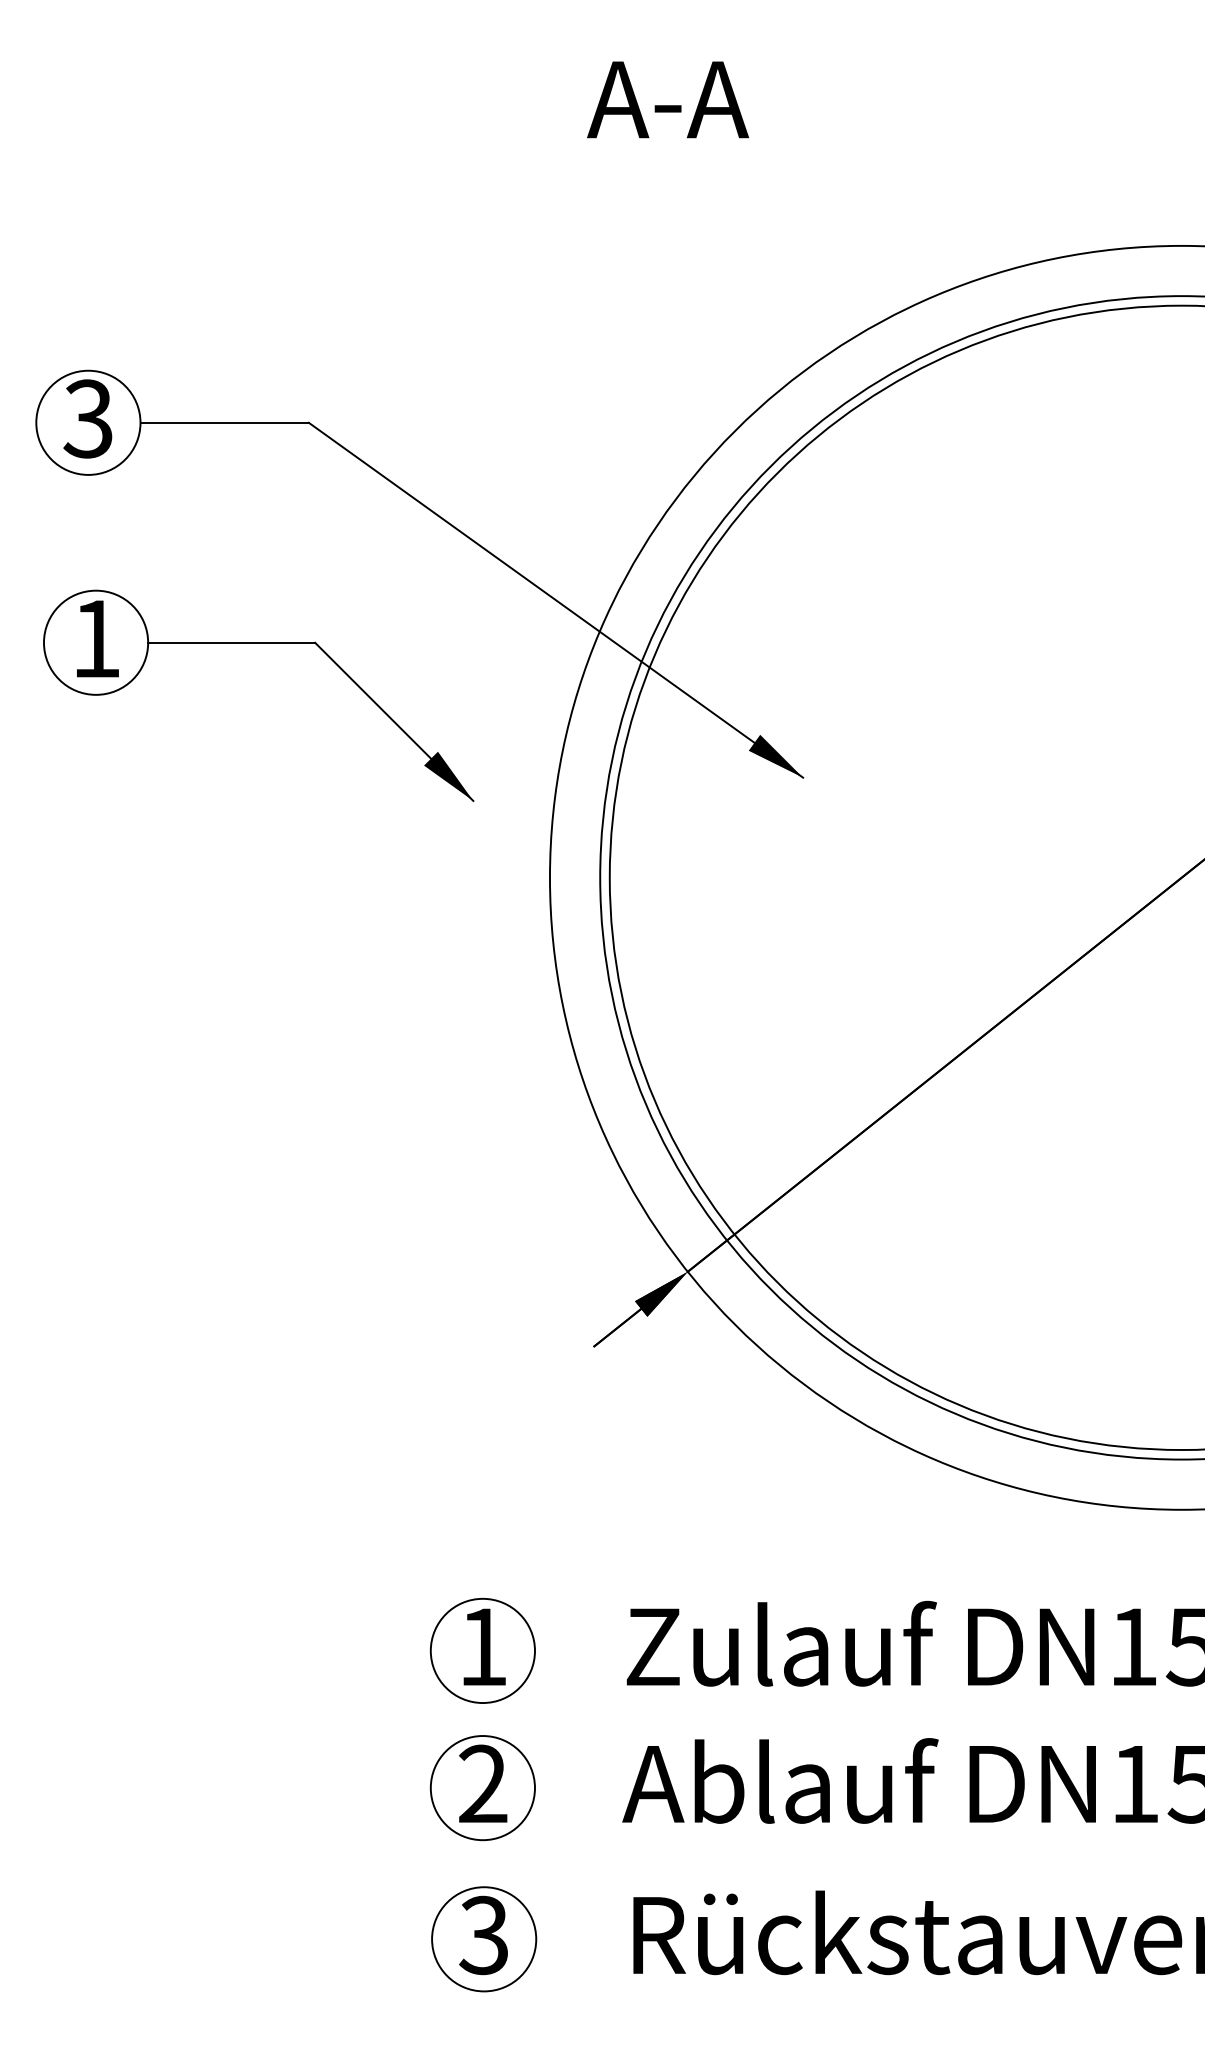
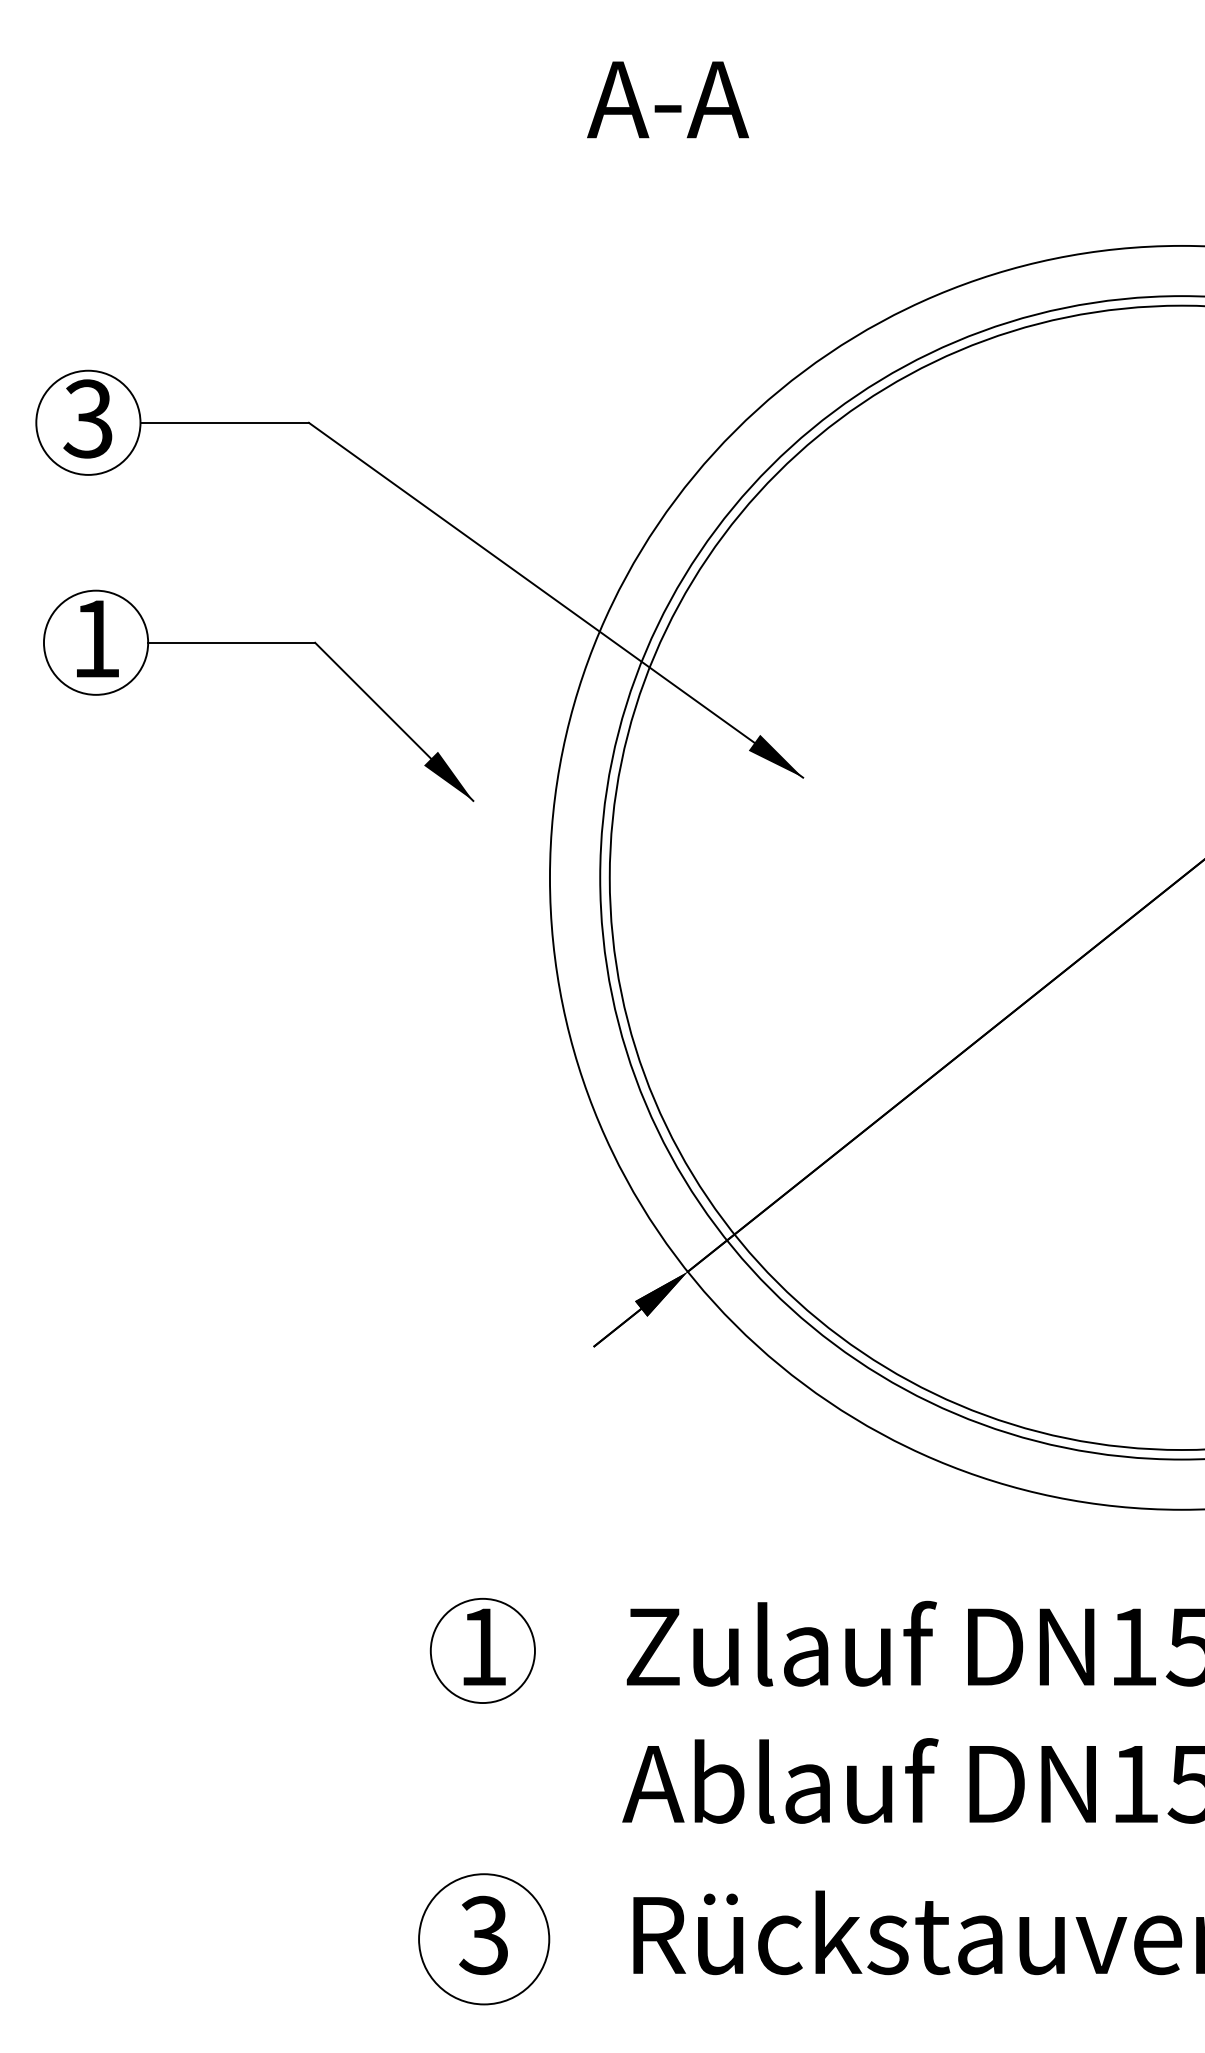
part: present -> none (482, 1788)
circle diameter: 104 px -> 130 px (484, 1939)
